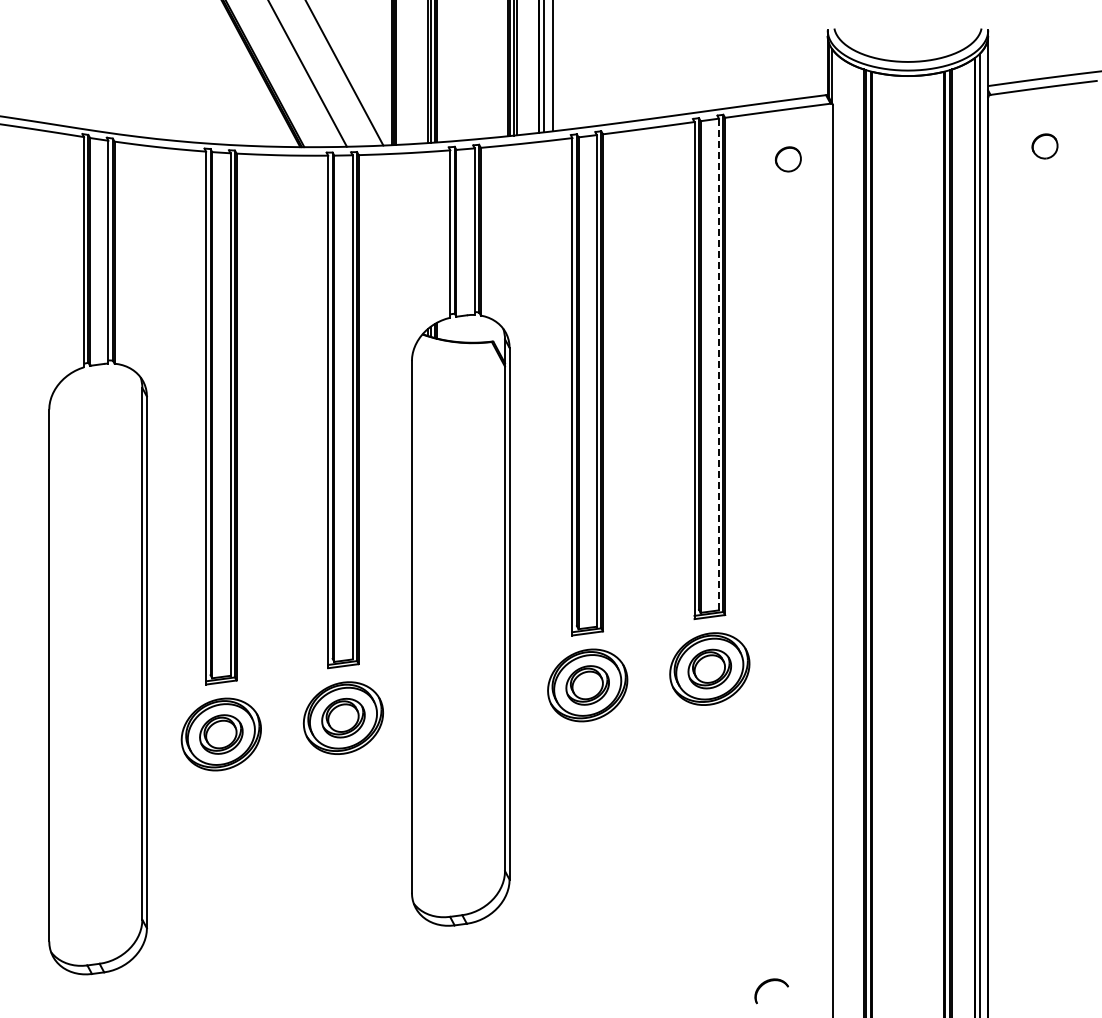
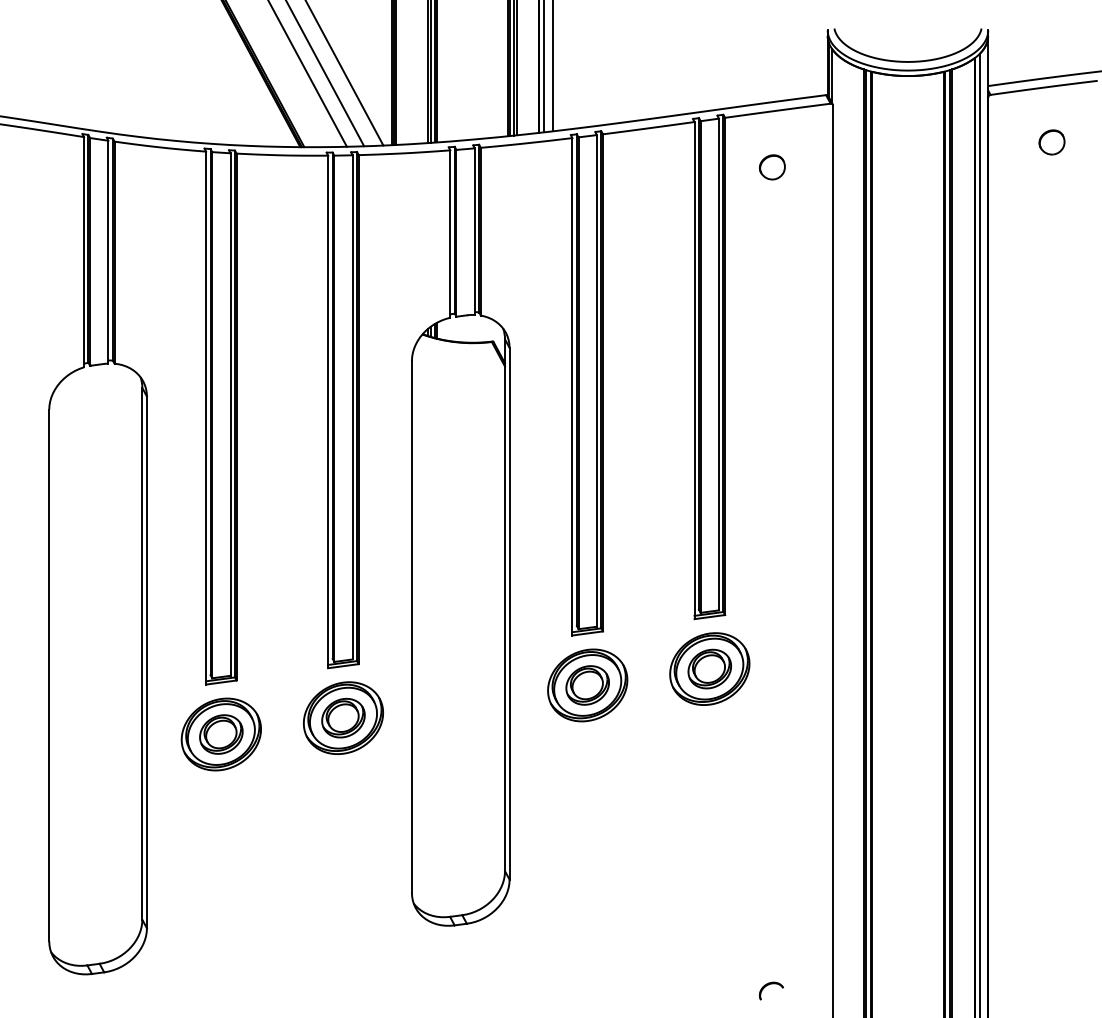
line: none -> present (325, 74)
part position: (1044, 146) -> (1051, 142) (1051, 142)
part position: (787, 159) -> (771, 167) (771, 167)
line: dashed -> solid (718, 364)
part size: 35x27 px -> 26x20 px (770, 990)
